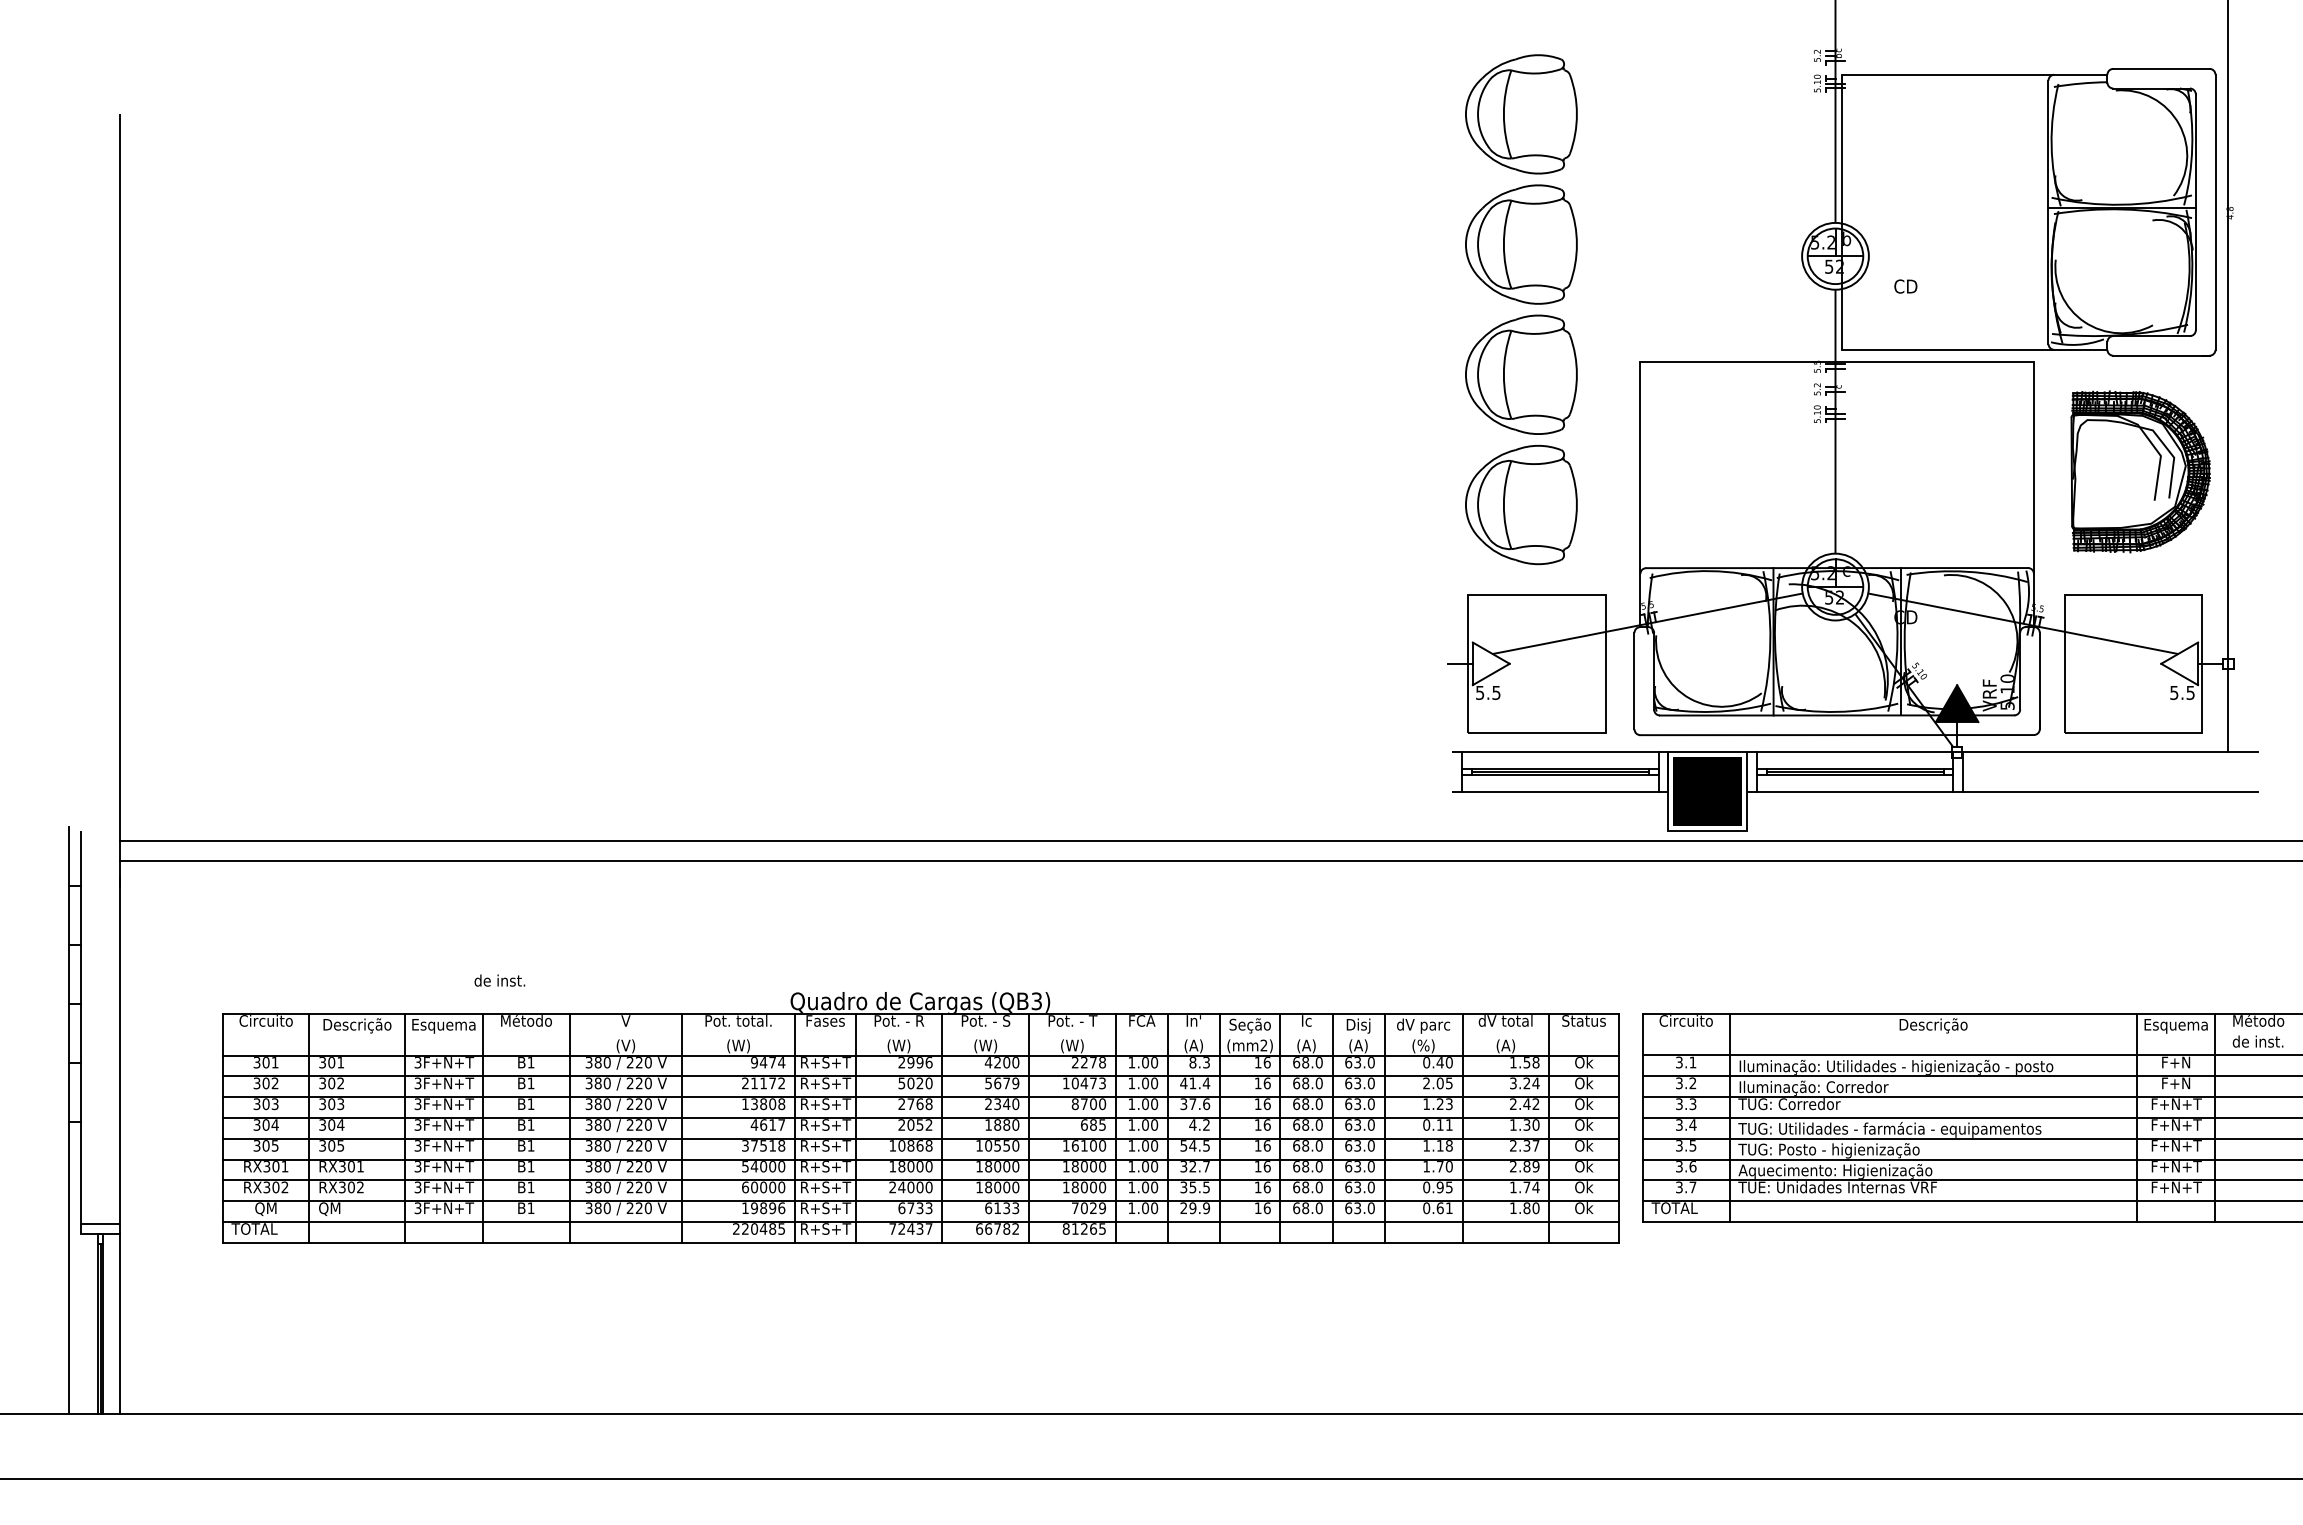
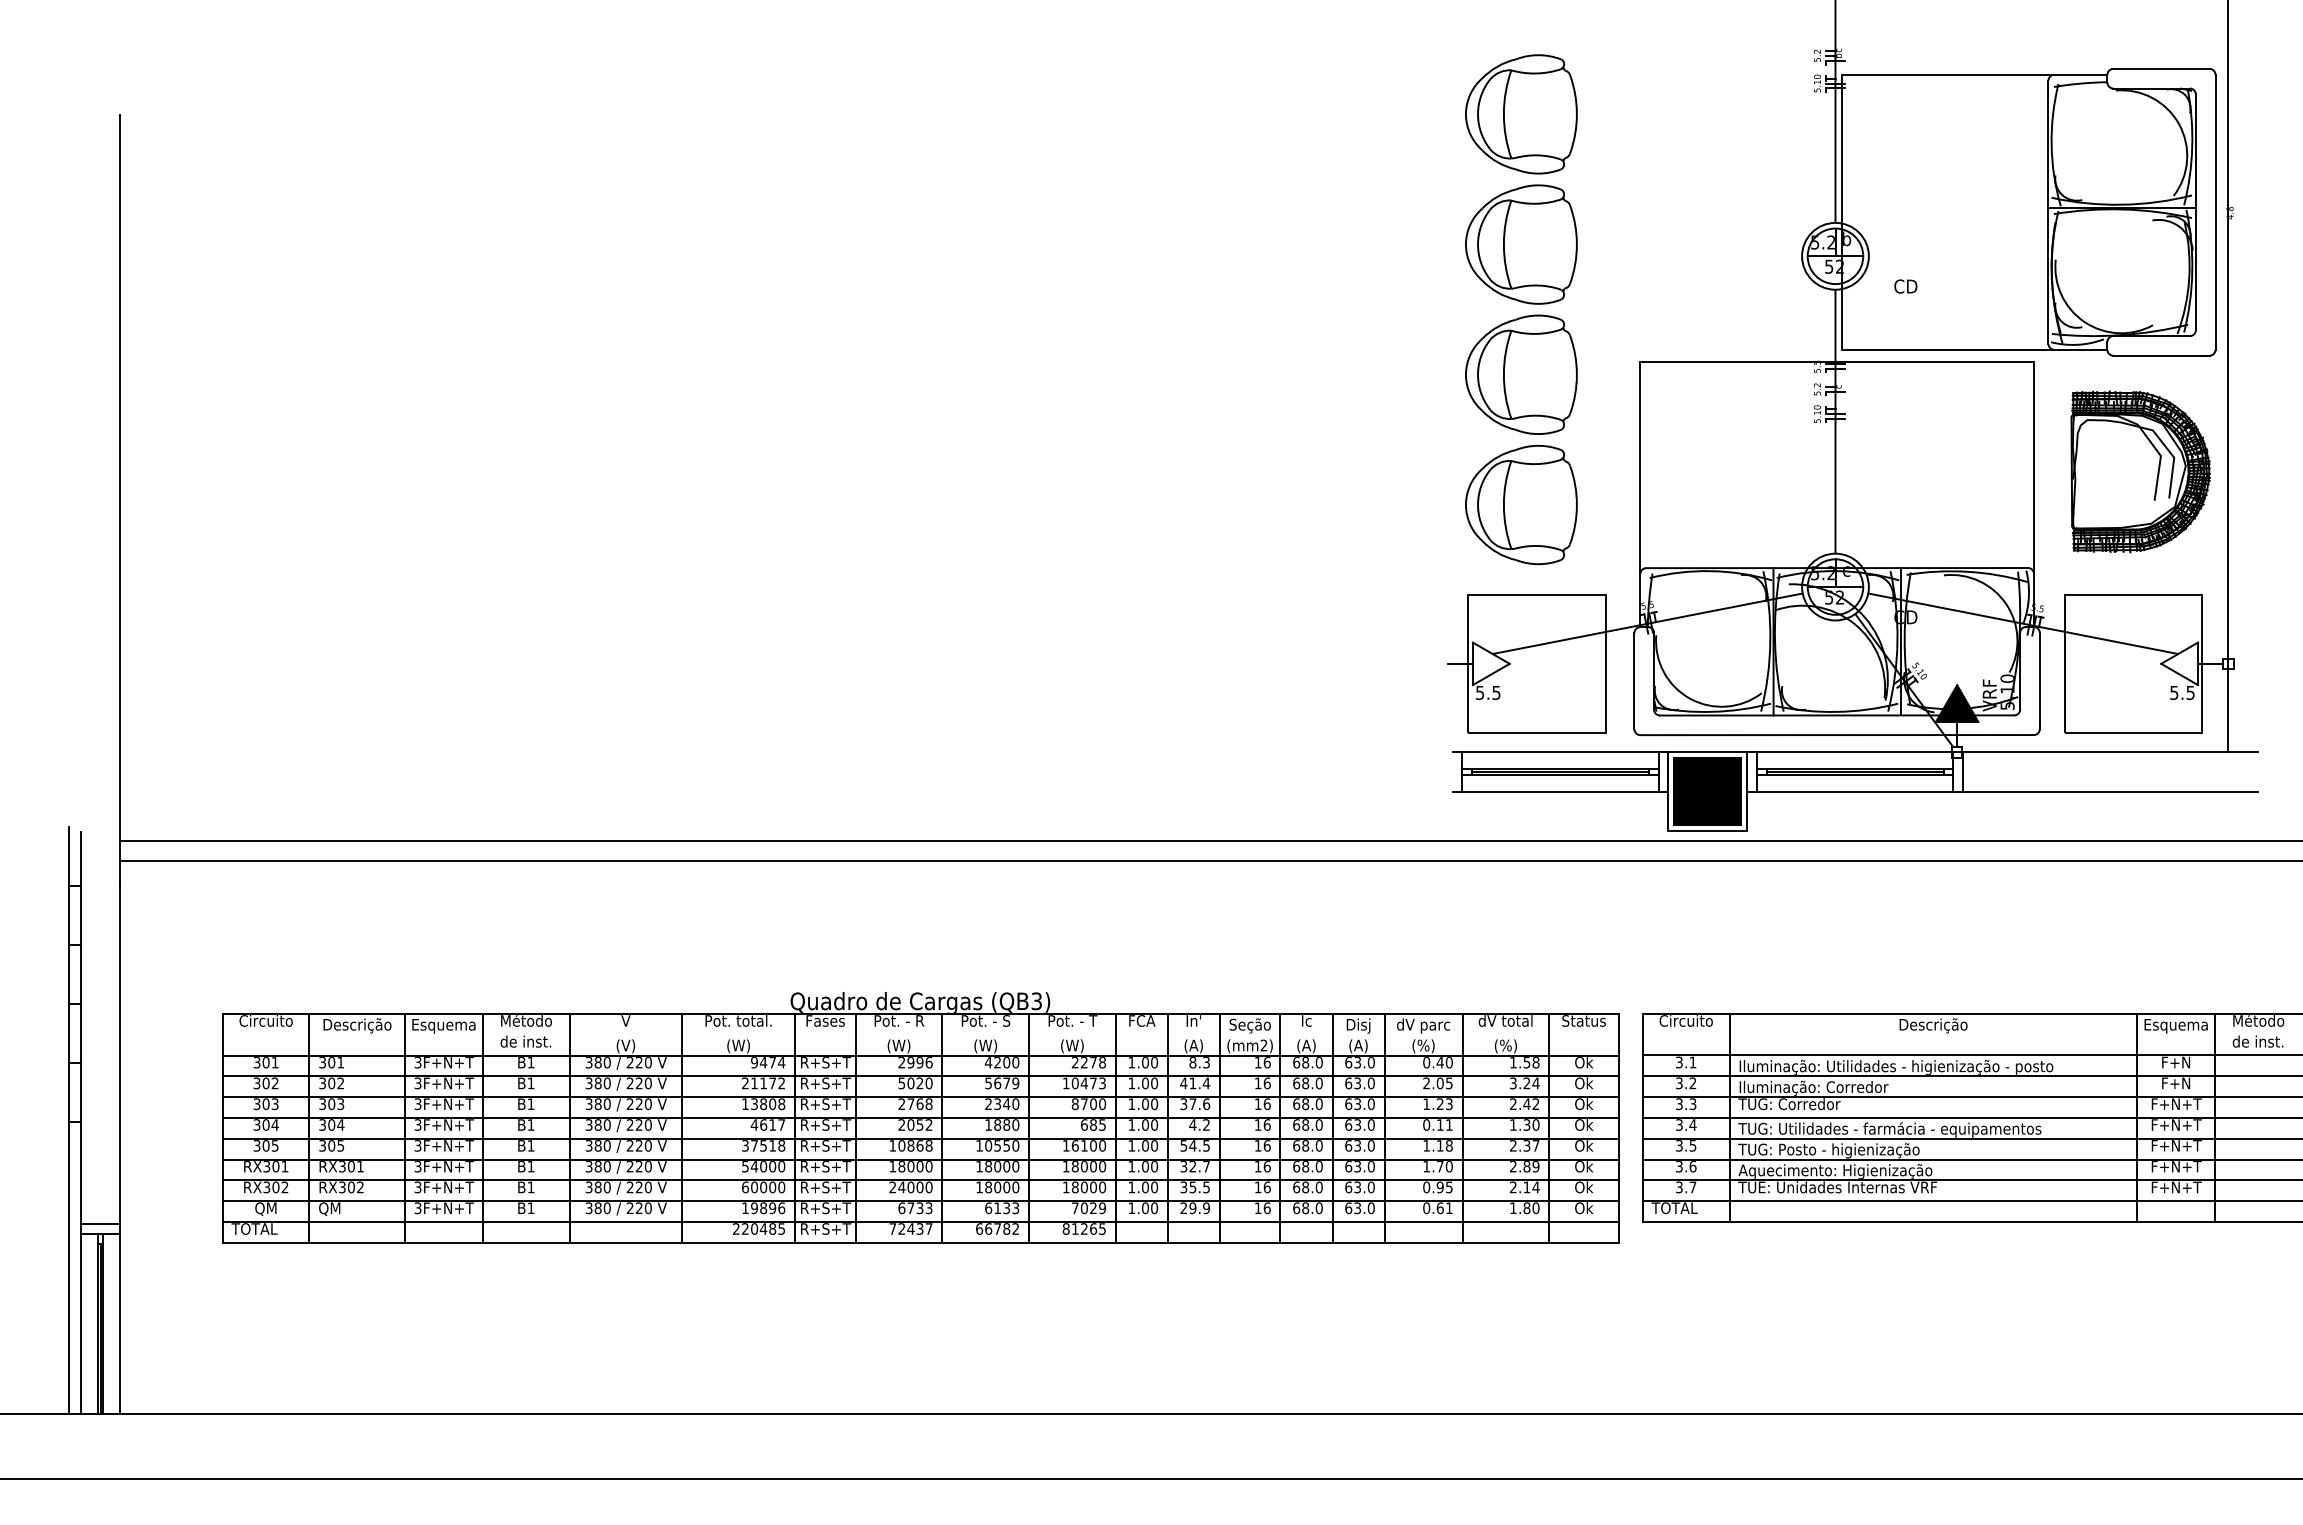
text position: (499, 980) -> (525, 1041) (525, 1041)
text: (A) -> (%) (1505, 1046)
text: 1.74 -> 2.14 (1520, 1187)
line: none -> present (80, 1323)
